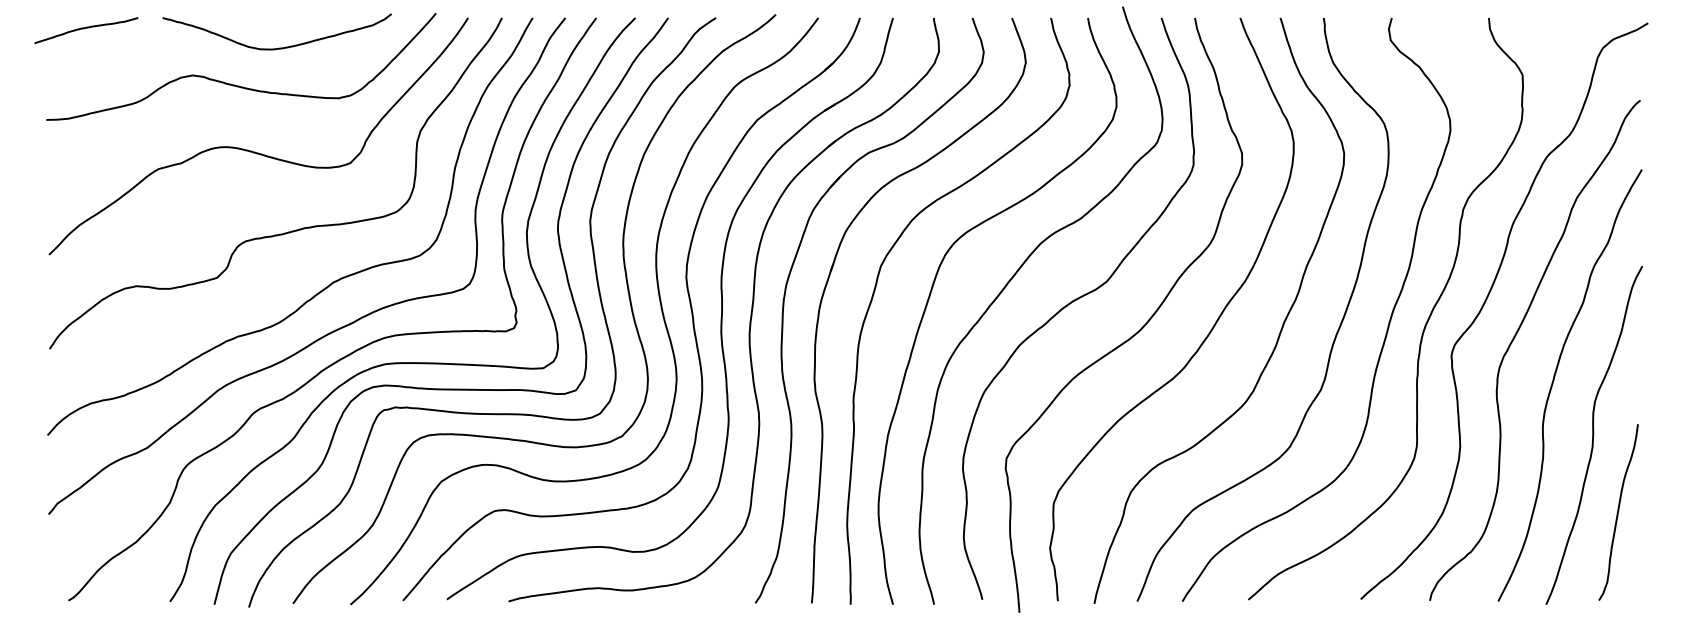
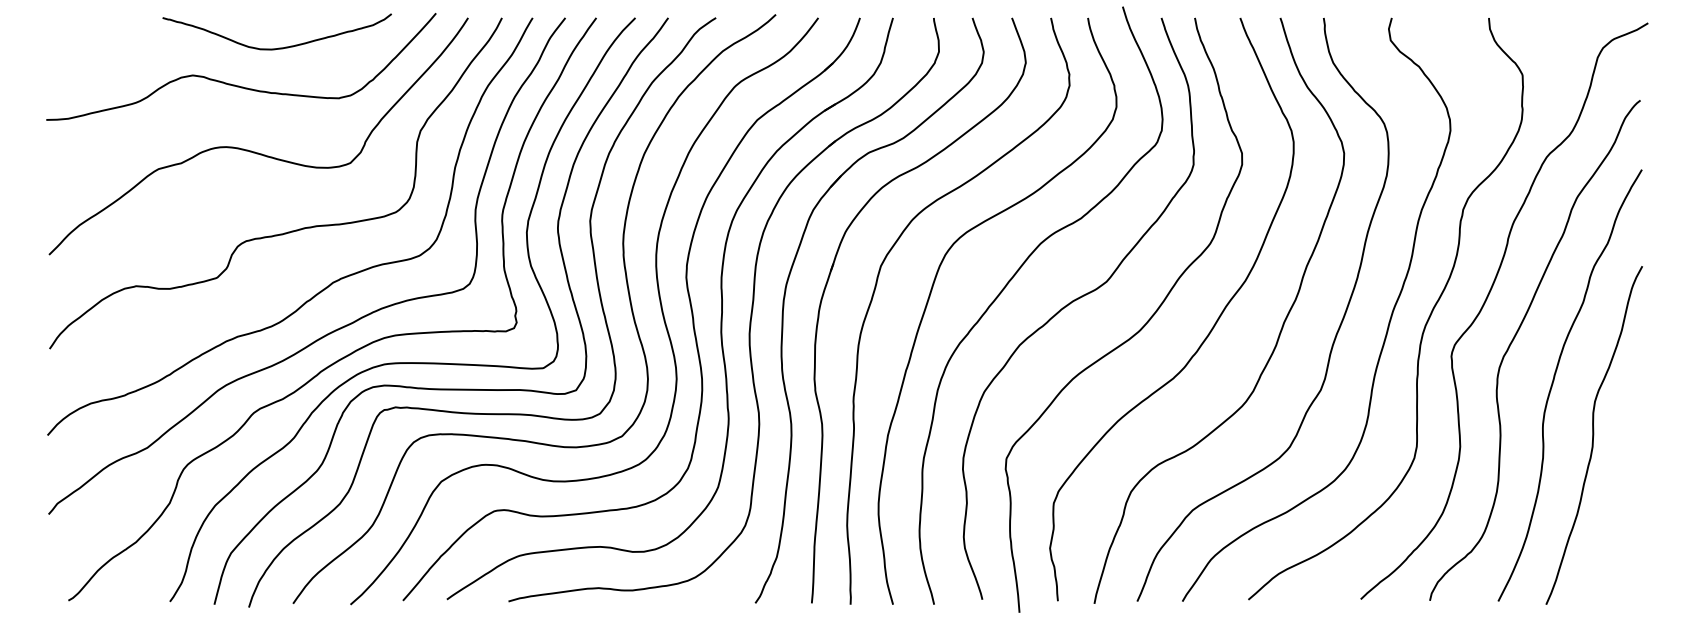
curve: present -> none (86, 28)
curve: present -> none (1618, 512)
